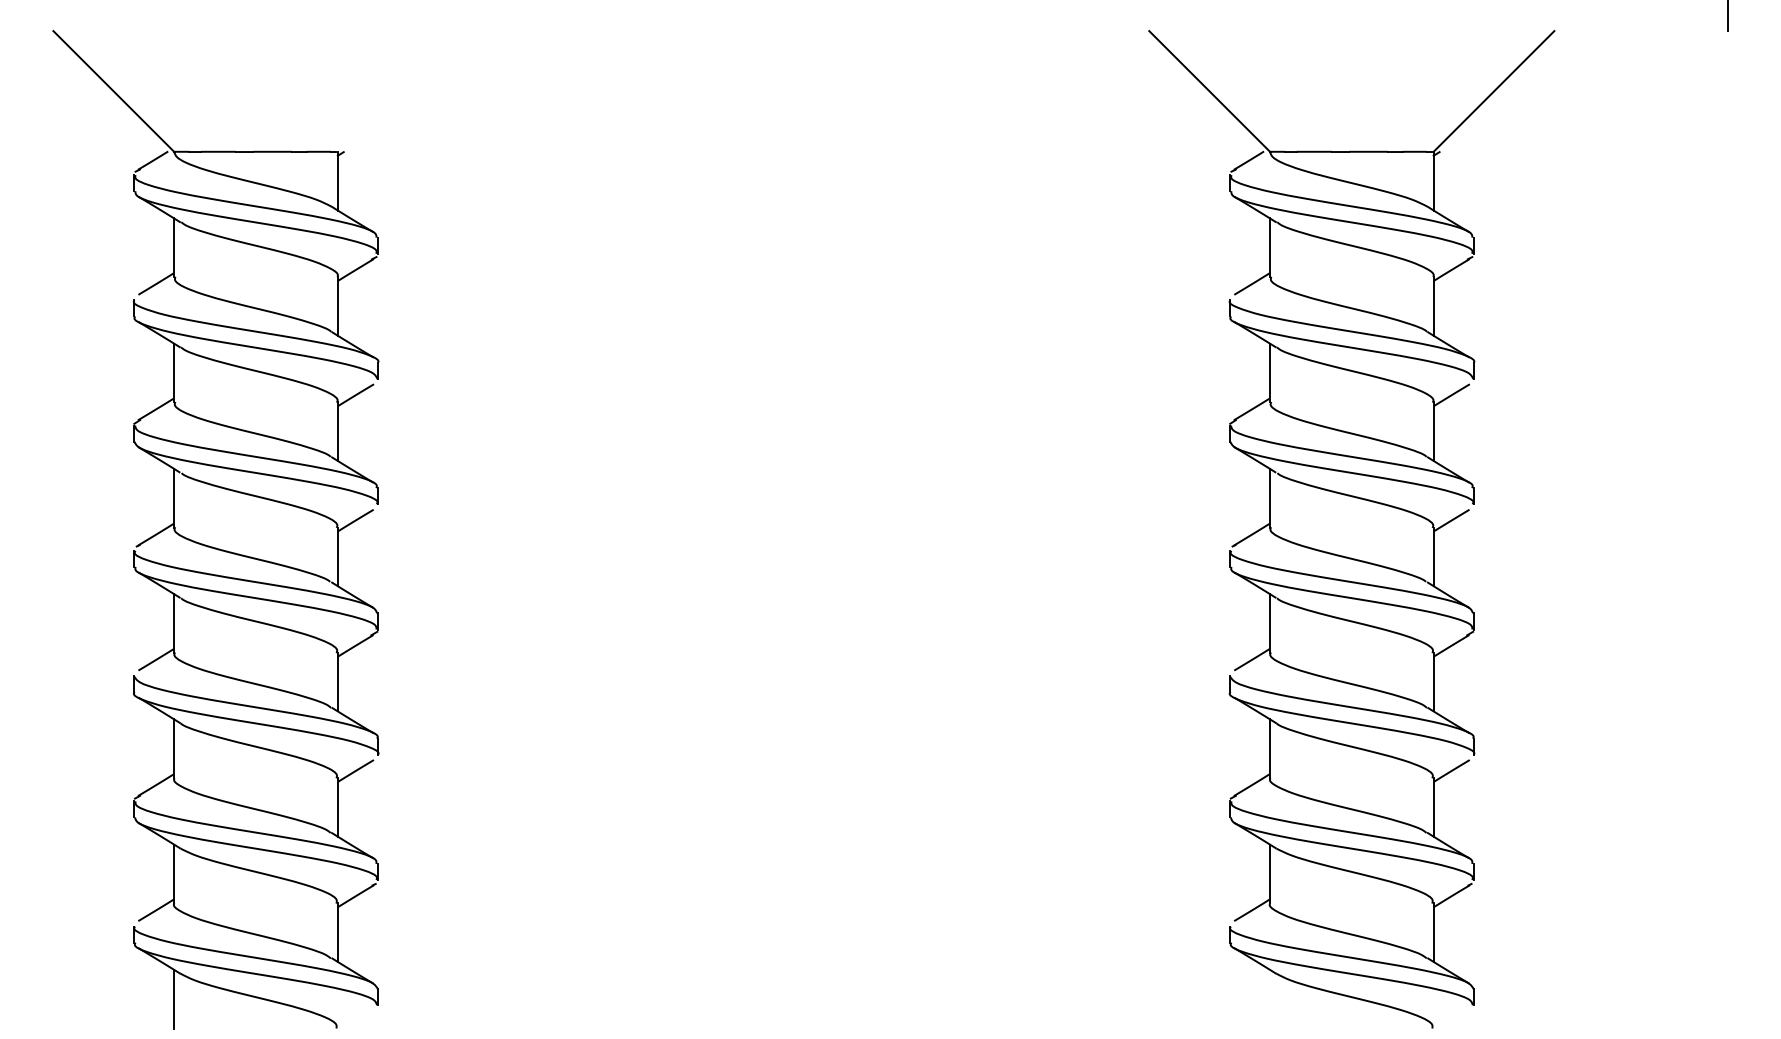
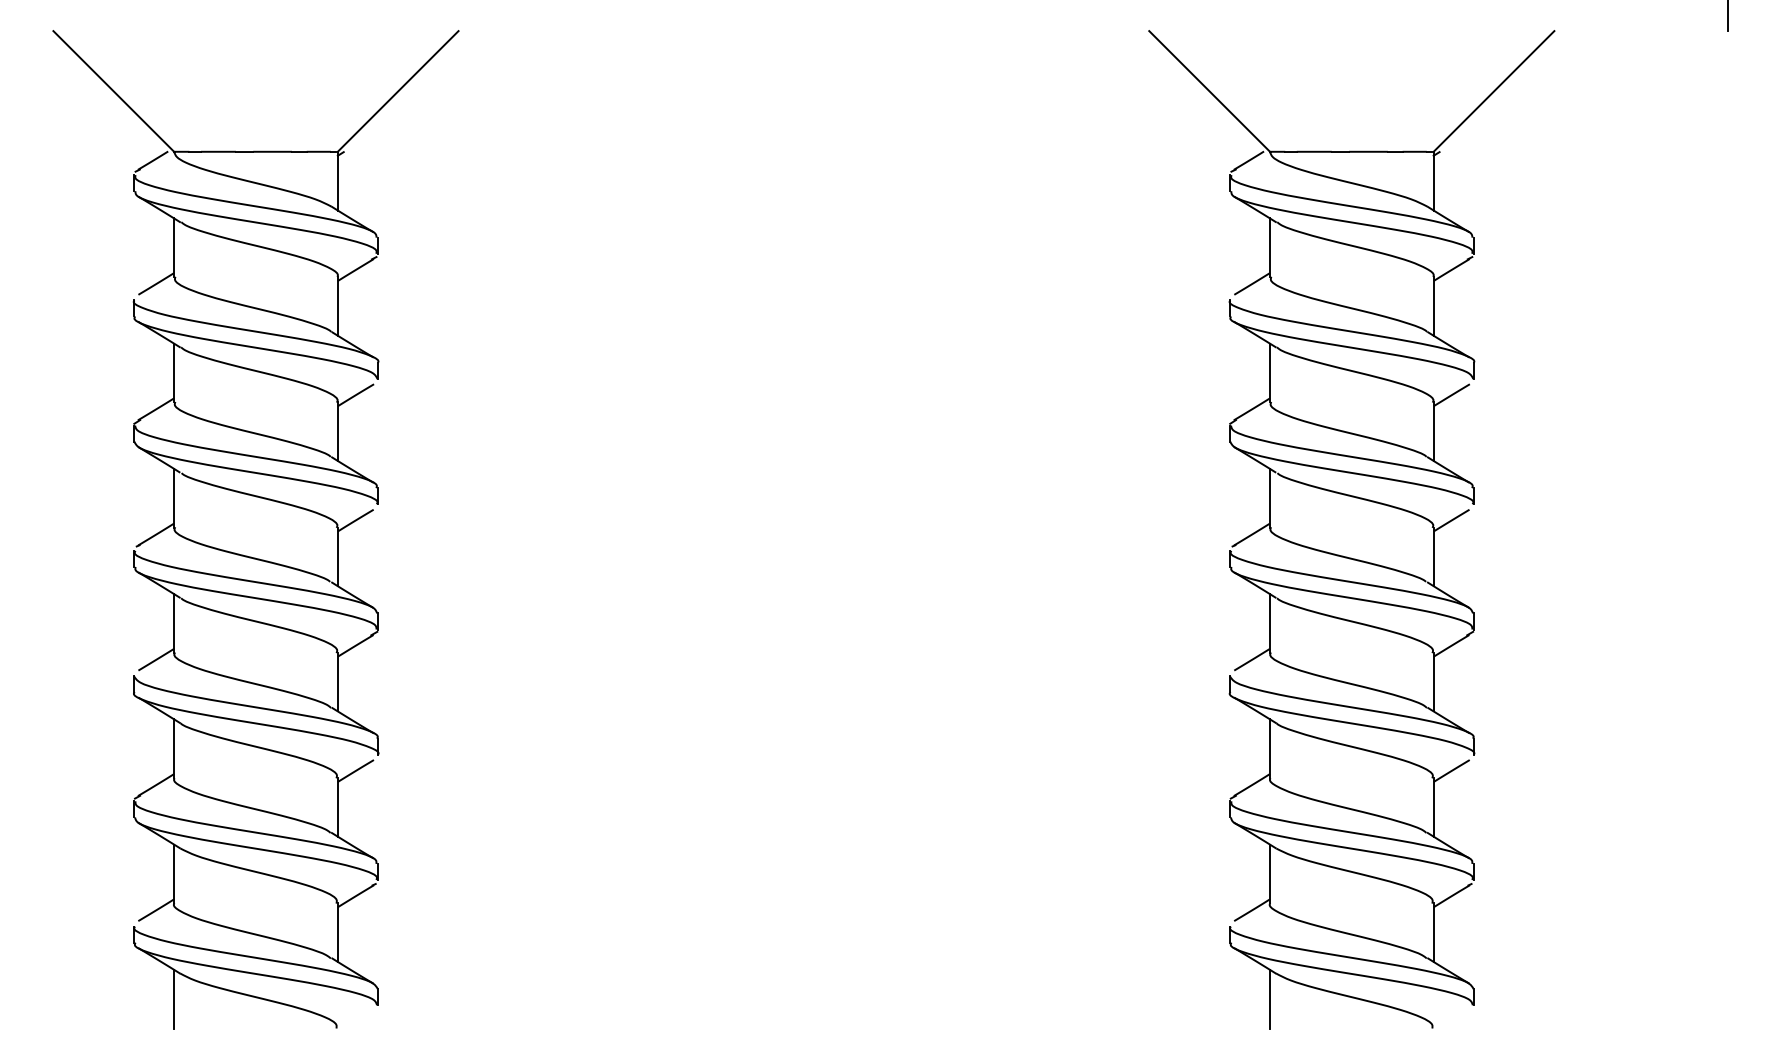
line: none -> present (397, 91)
line: none -> present (1269, 998)
